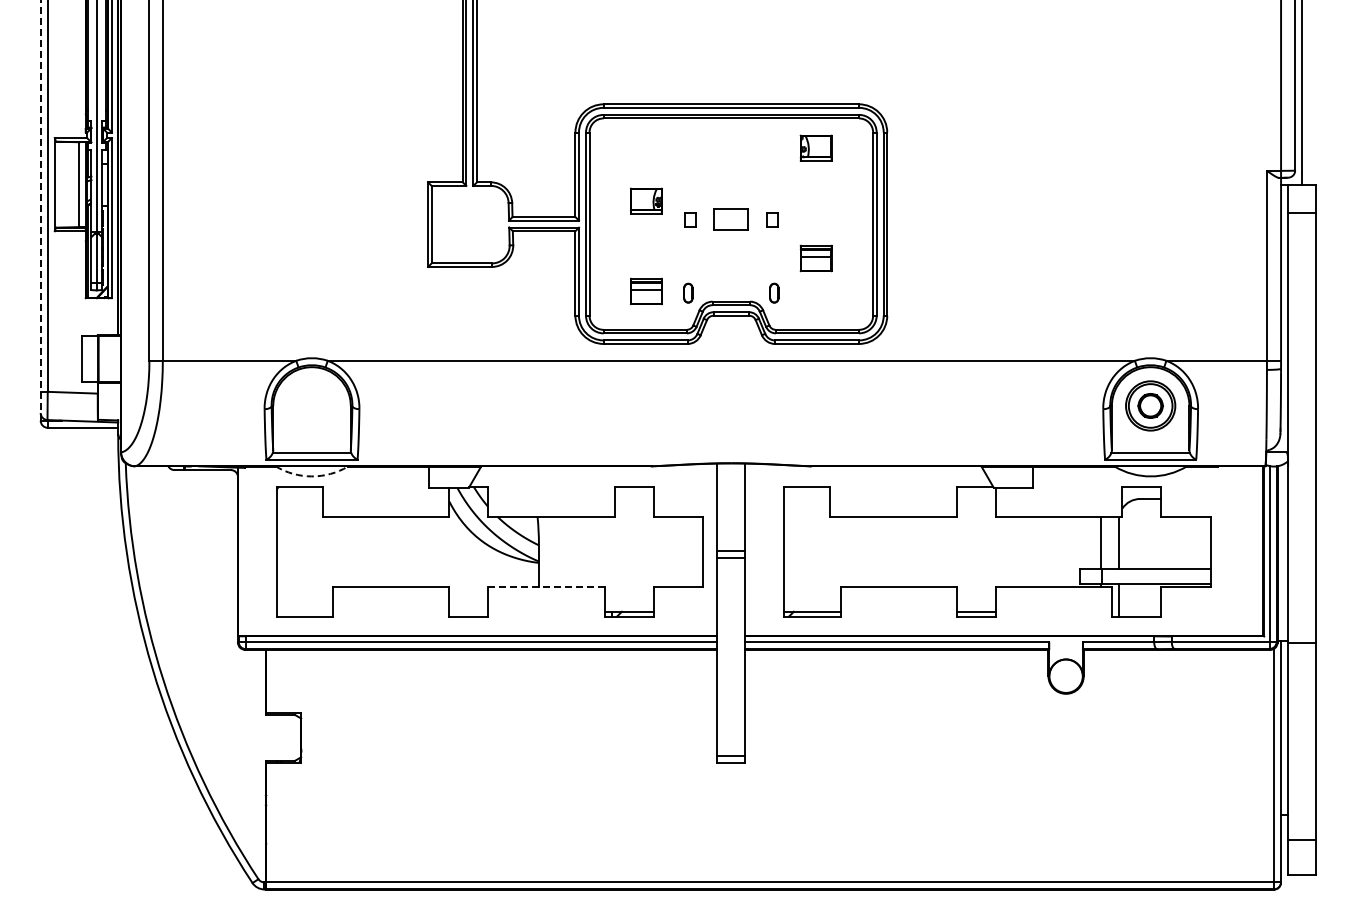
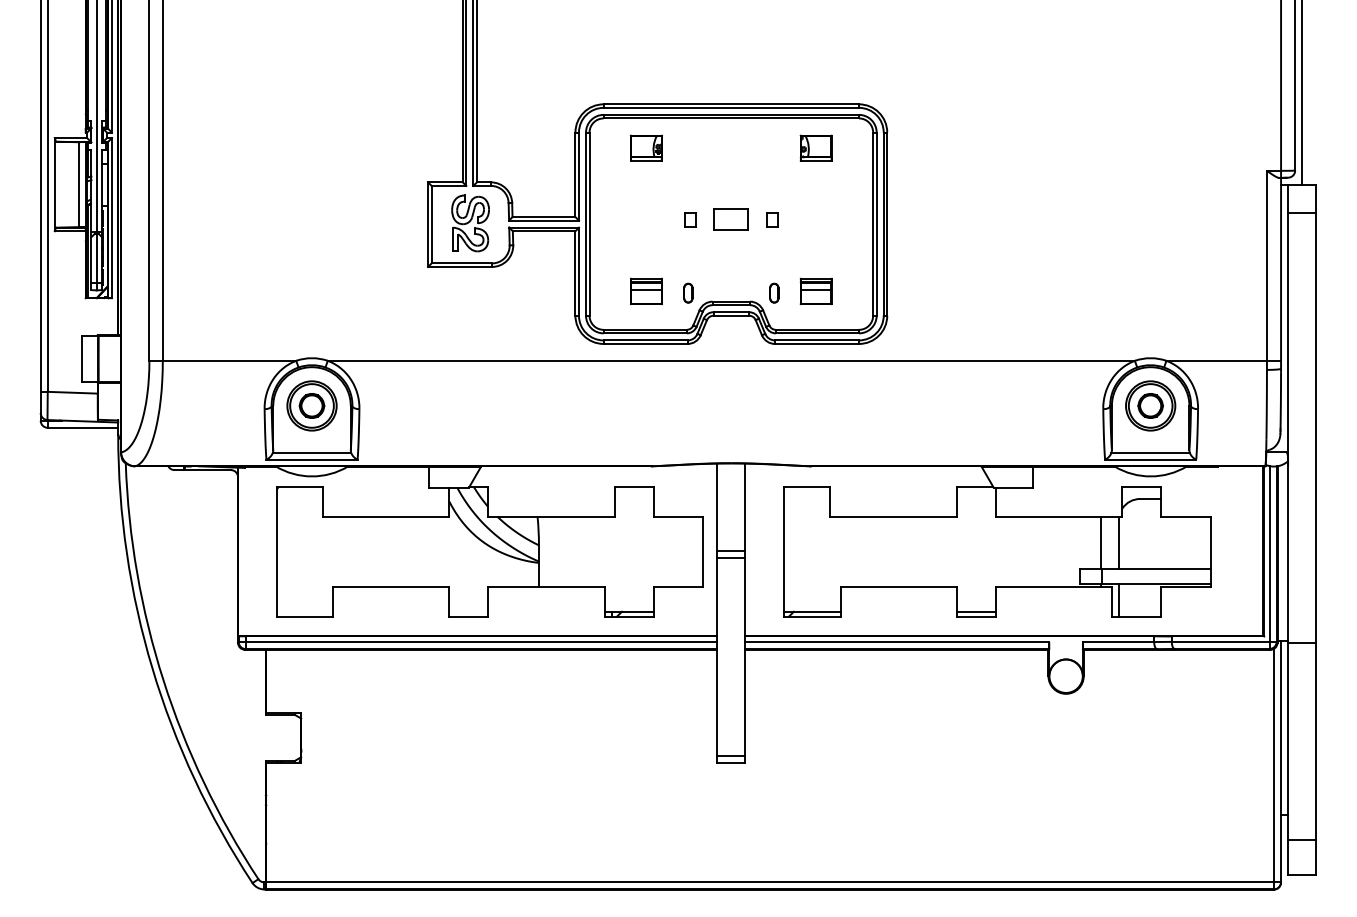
part position: (645, 200) -> (645, 147) (645, 147)
line: dashed -> solid (40, 210)
part: none -> present (470, 223)
part position: (815, 258) -> (815, 291) (815, 291)
part: none -> present (311, 405)
arc: dashed -> solid (311, 476)
line: dashed -> solid (545, 587)
